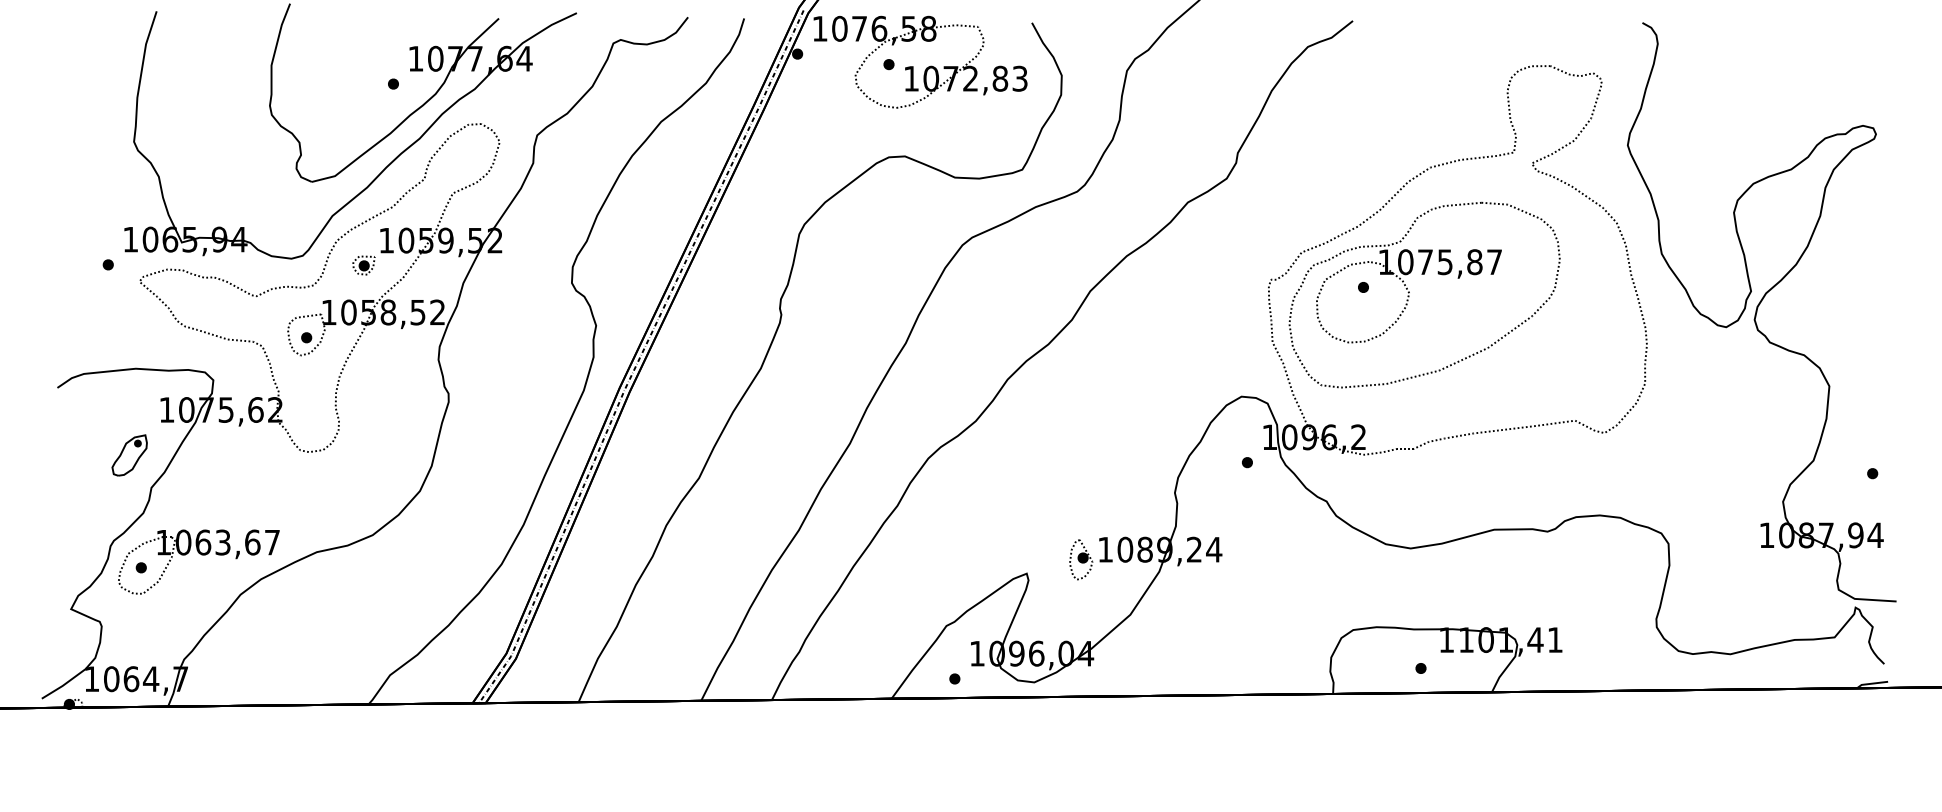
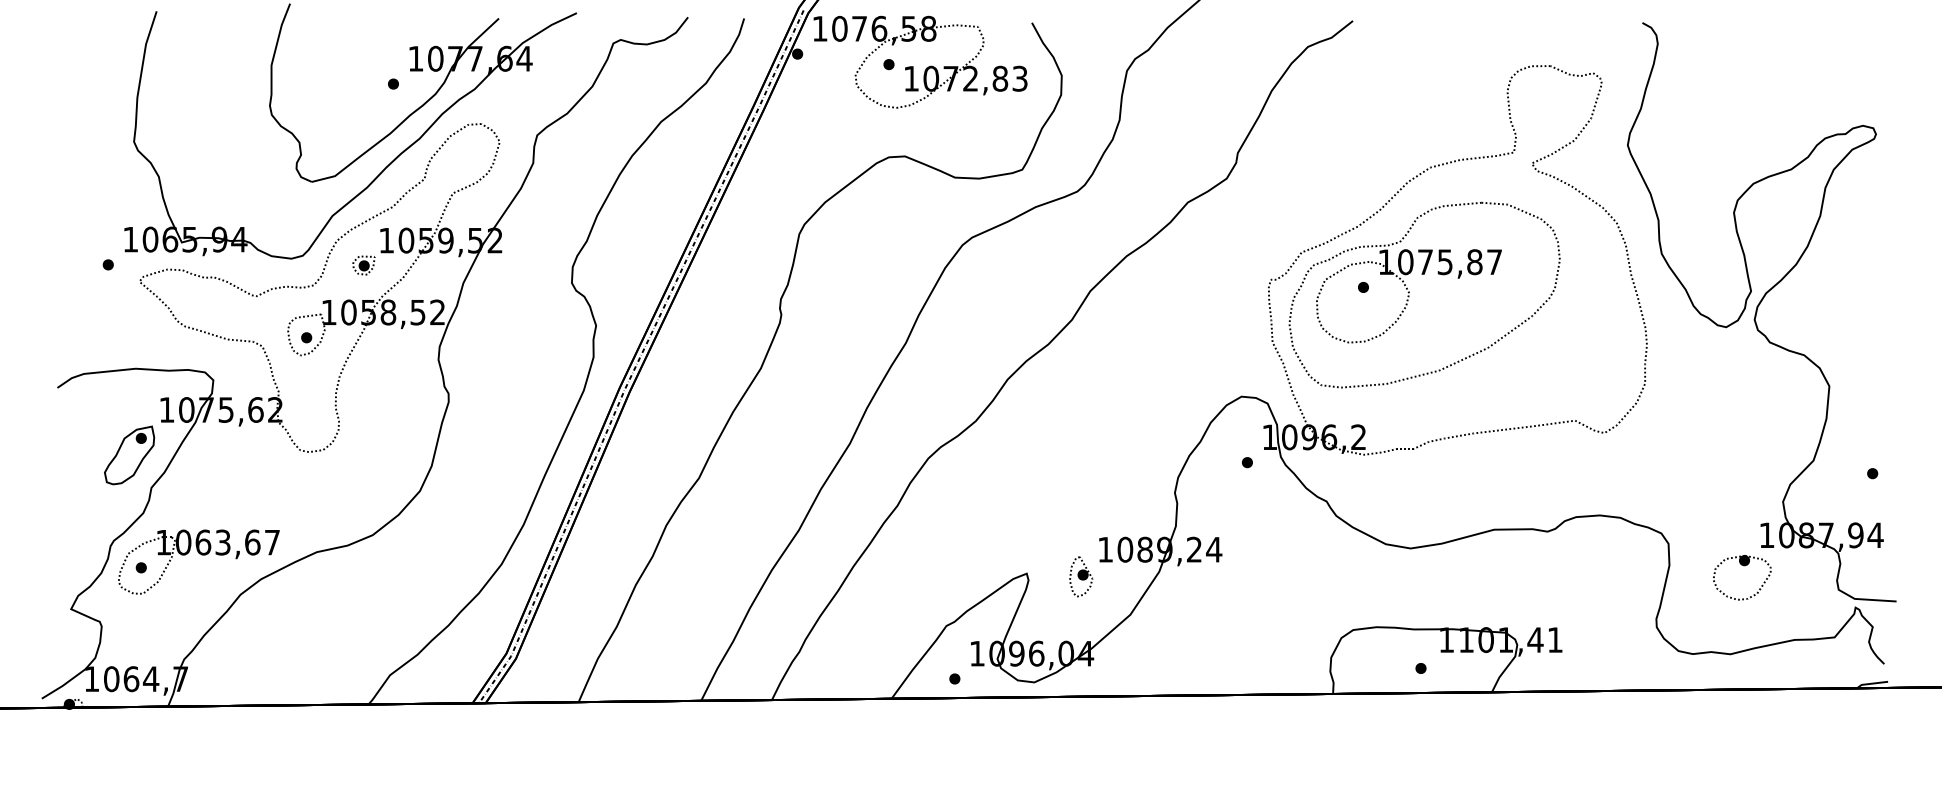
part size: 37x43 px -> 52x61 px (129, 455)
part position: (1081, 559) -> (1081, 576) (1081, 576)
part: none -> present (1743, 566)
